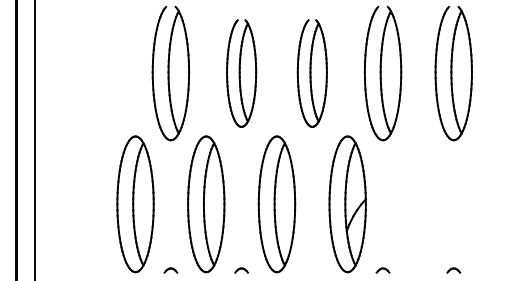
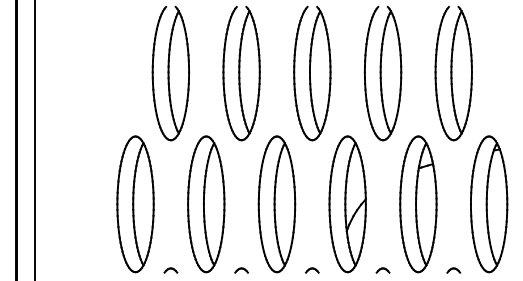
part size: 32x109 px -> 39x137 px (241, 73)
part size: 32x109 px -> 39x137 px (312, 73)
part: none -> present (418, 204)
part: none -> present (489, 204)
part: none -> present (312, 270)
